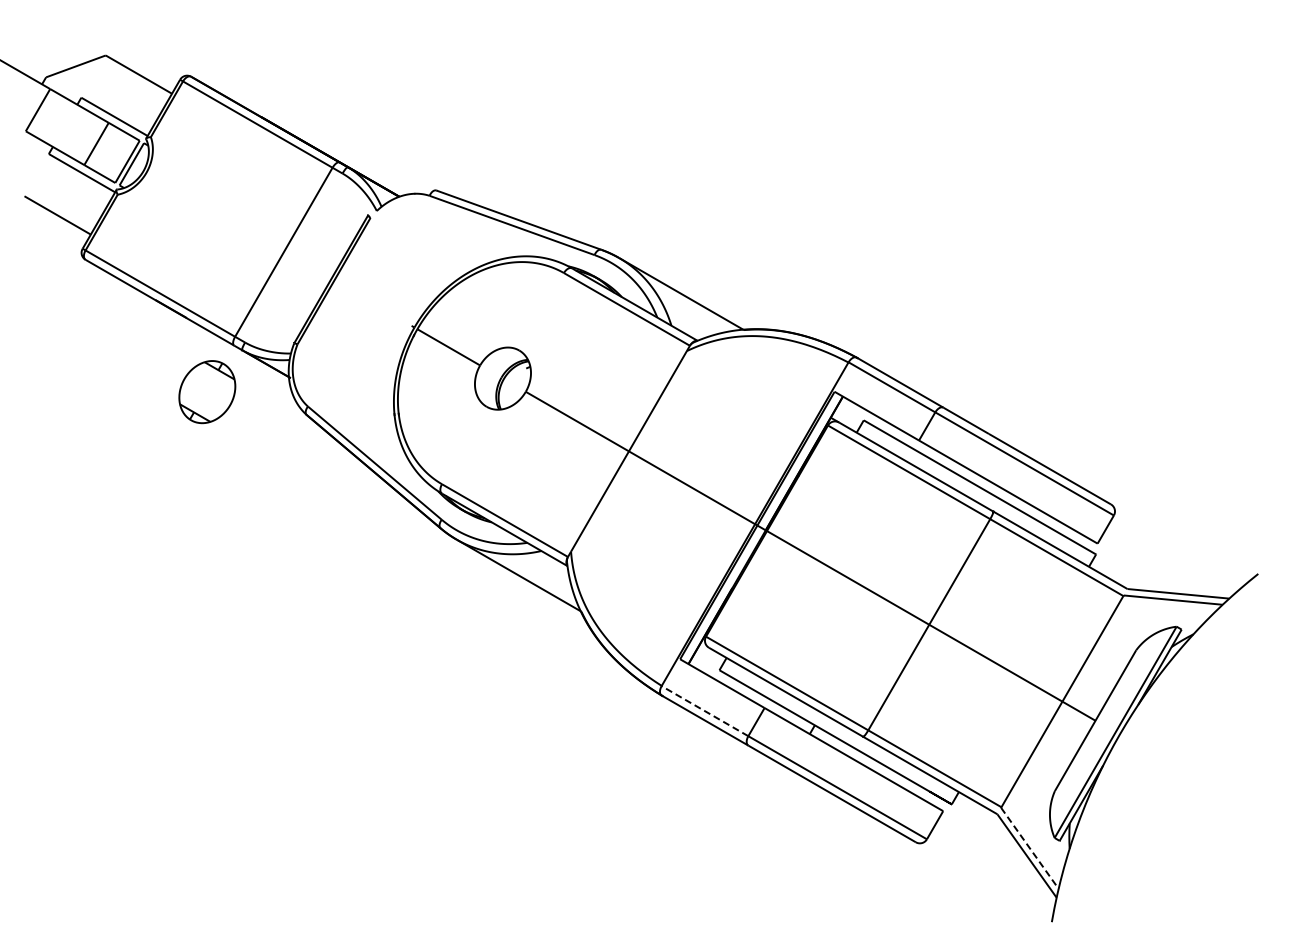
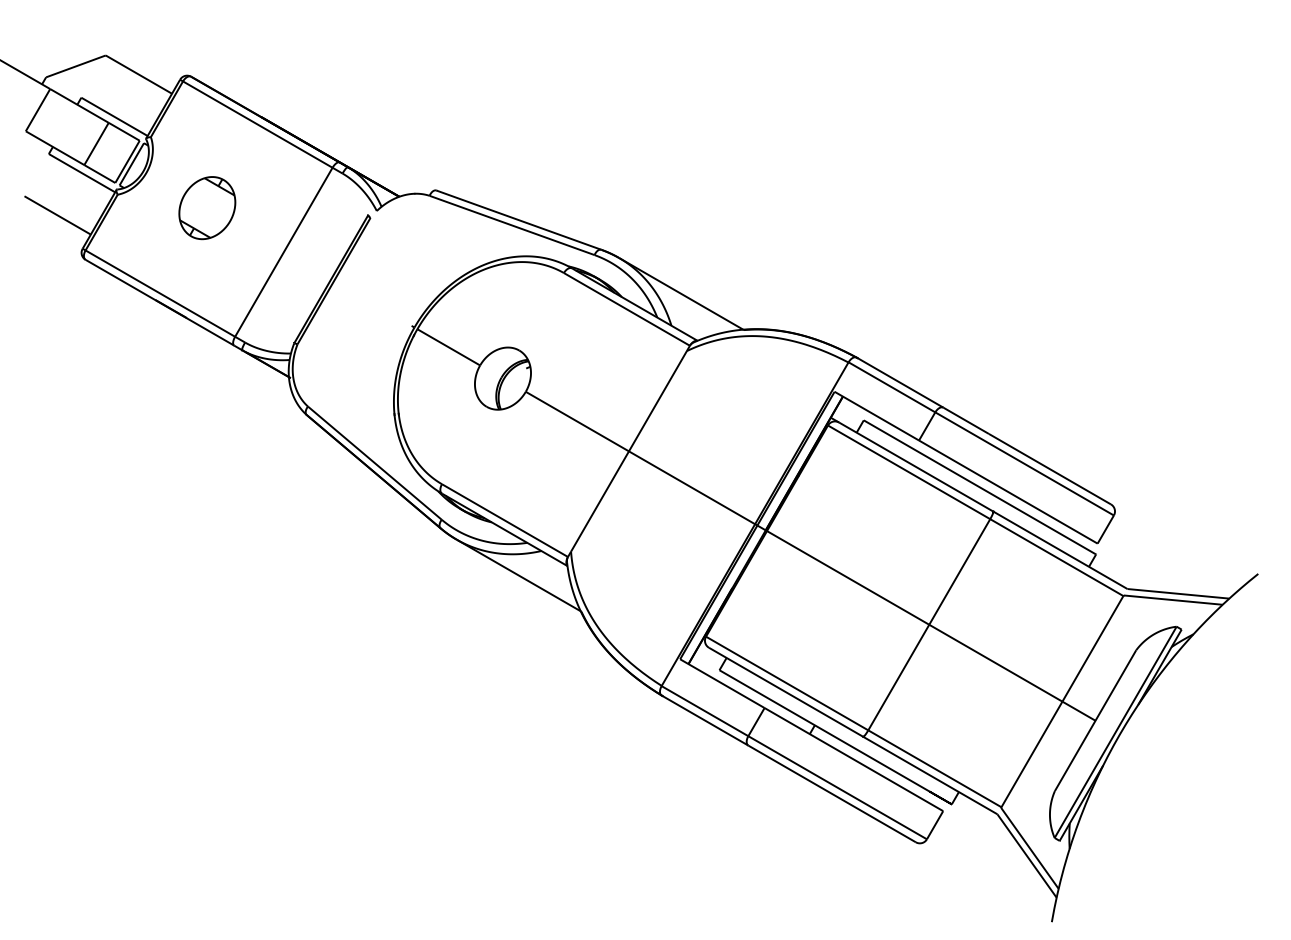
part position: (207, 392) -> (207, 208) (207, 208)
line: dashed -> solid (704, 710)
line: dashed -> solid (1029, 848)
